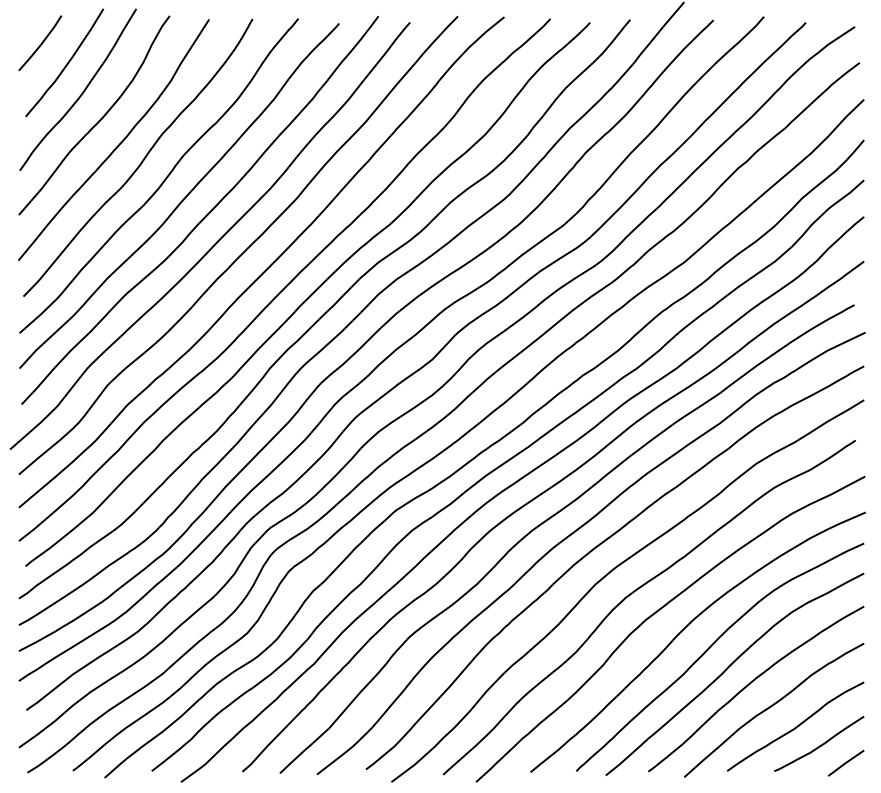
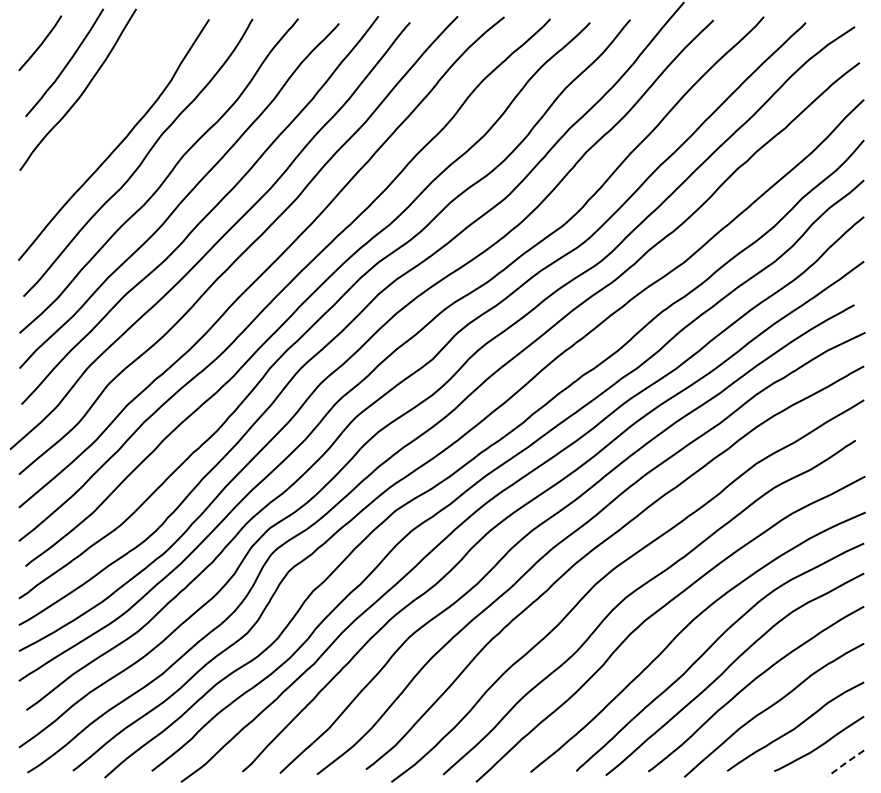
curve: present -> none (99, 119)
line: solid -> dashed (846, 762)
